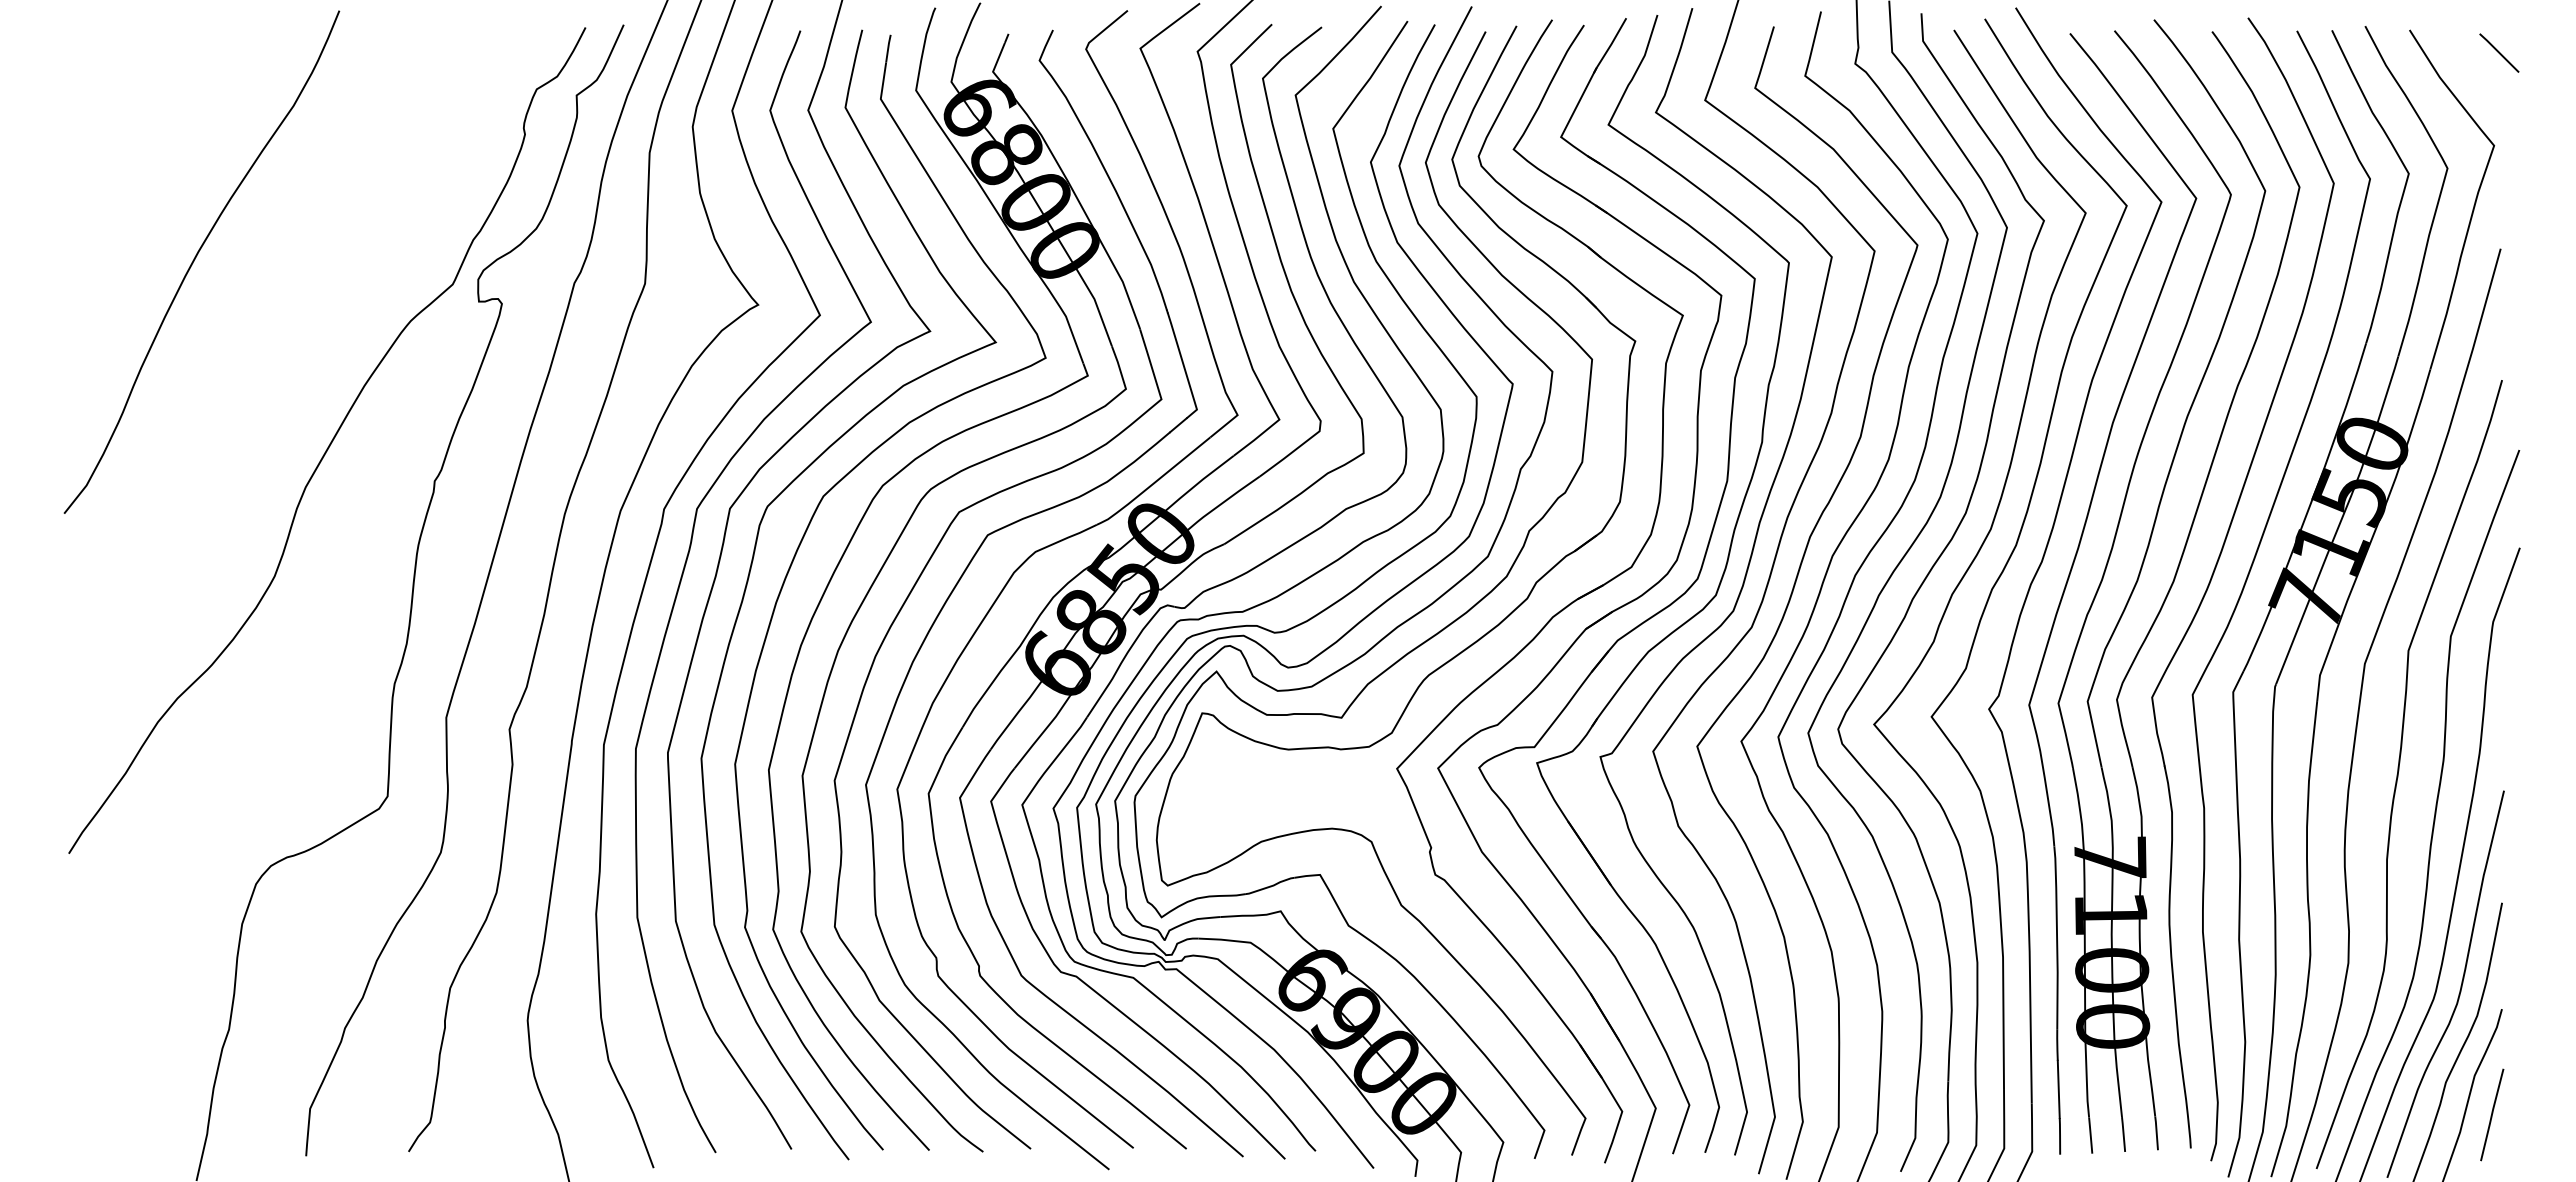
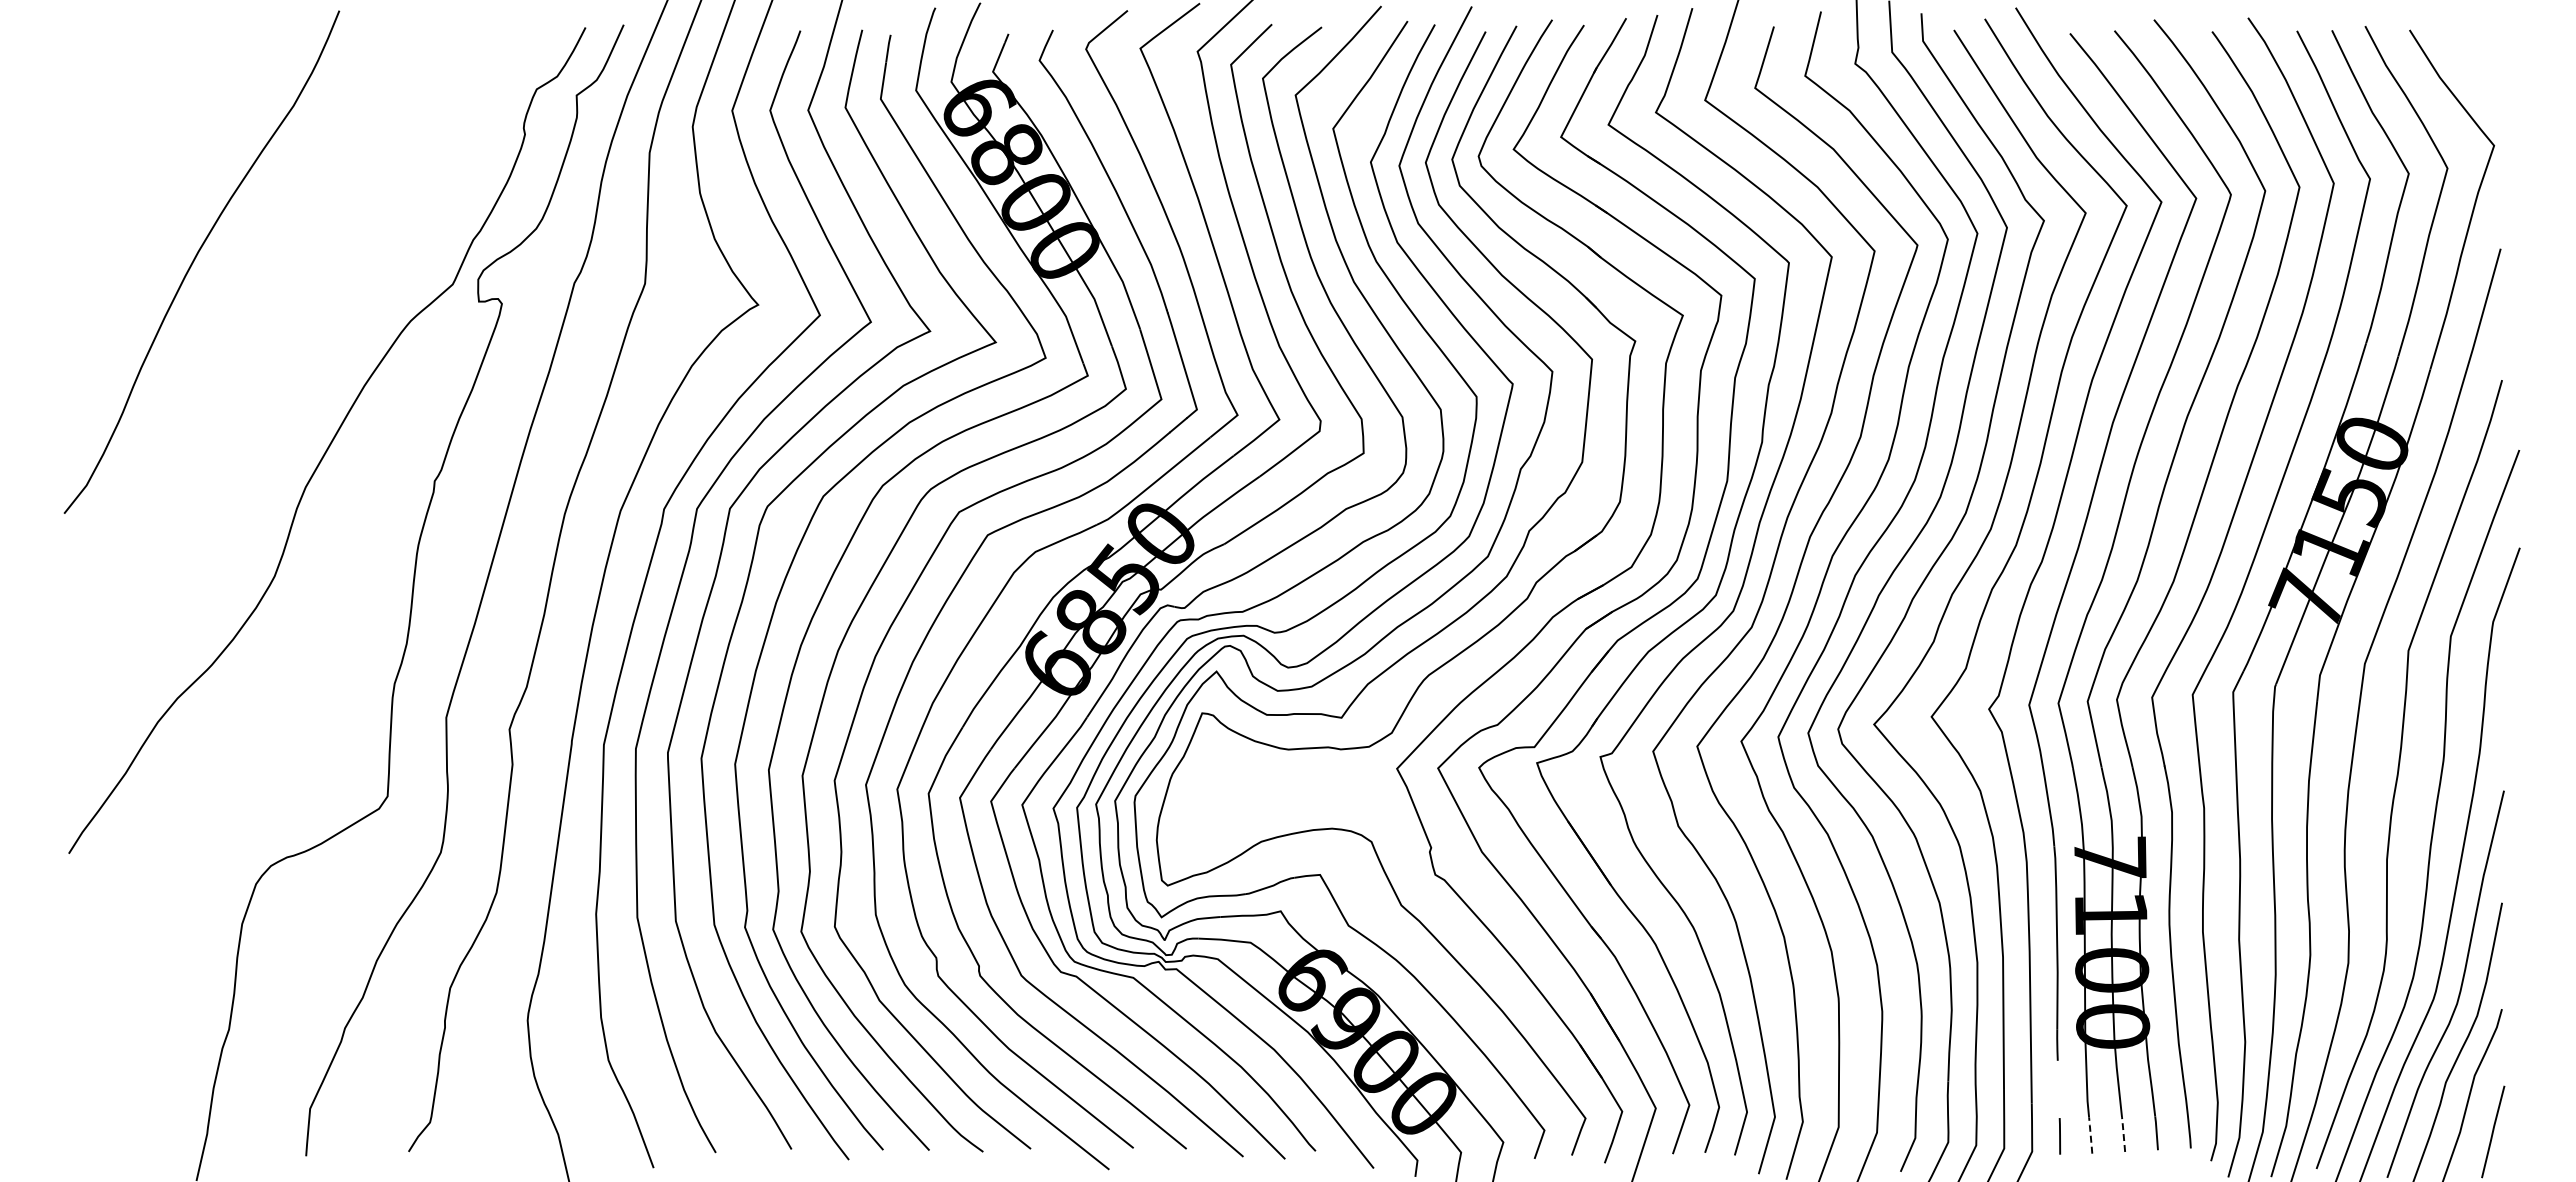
line: present -> none (2499, 52)
line: present -> none (2058, 1089)
line position: (2492, 1114) -> (2493, 1131) (2493, 1131)
line: solid -> dashed (2123, 1133)
line: solid -> dashed (2090, 1136)
